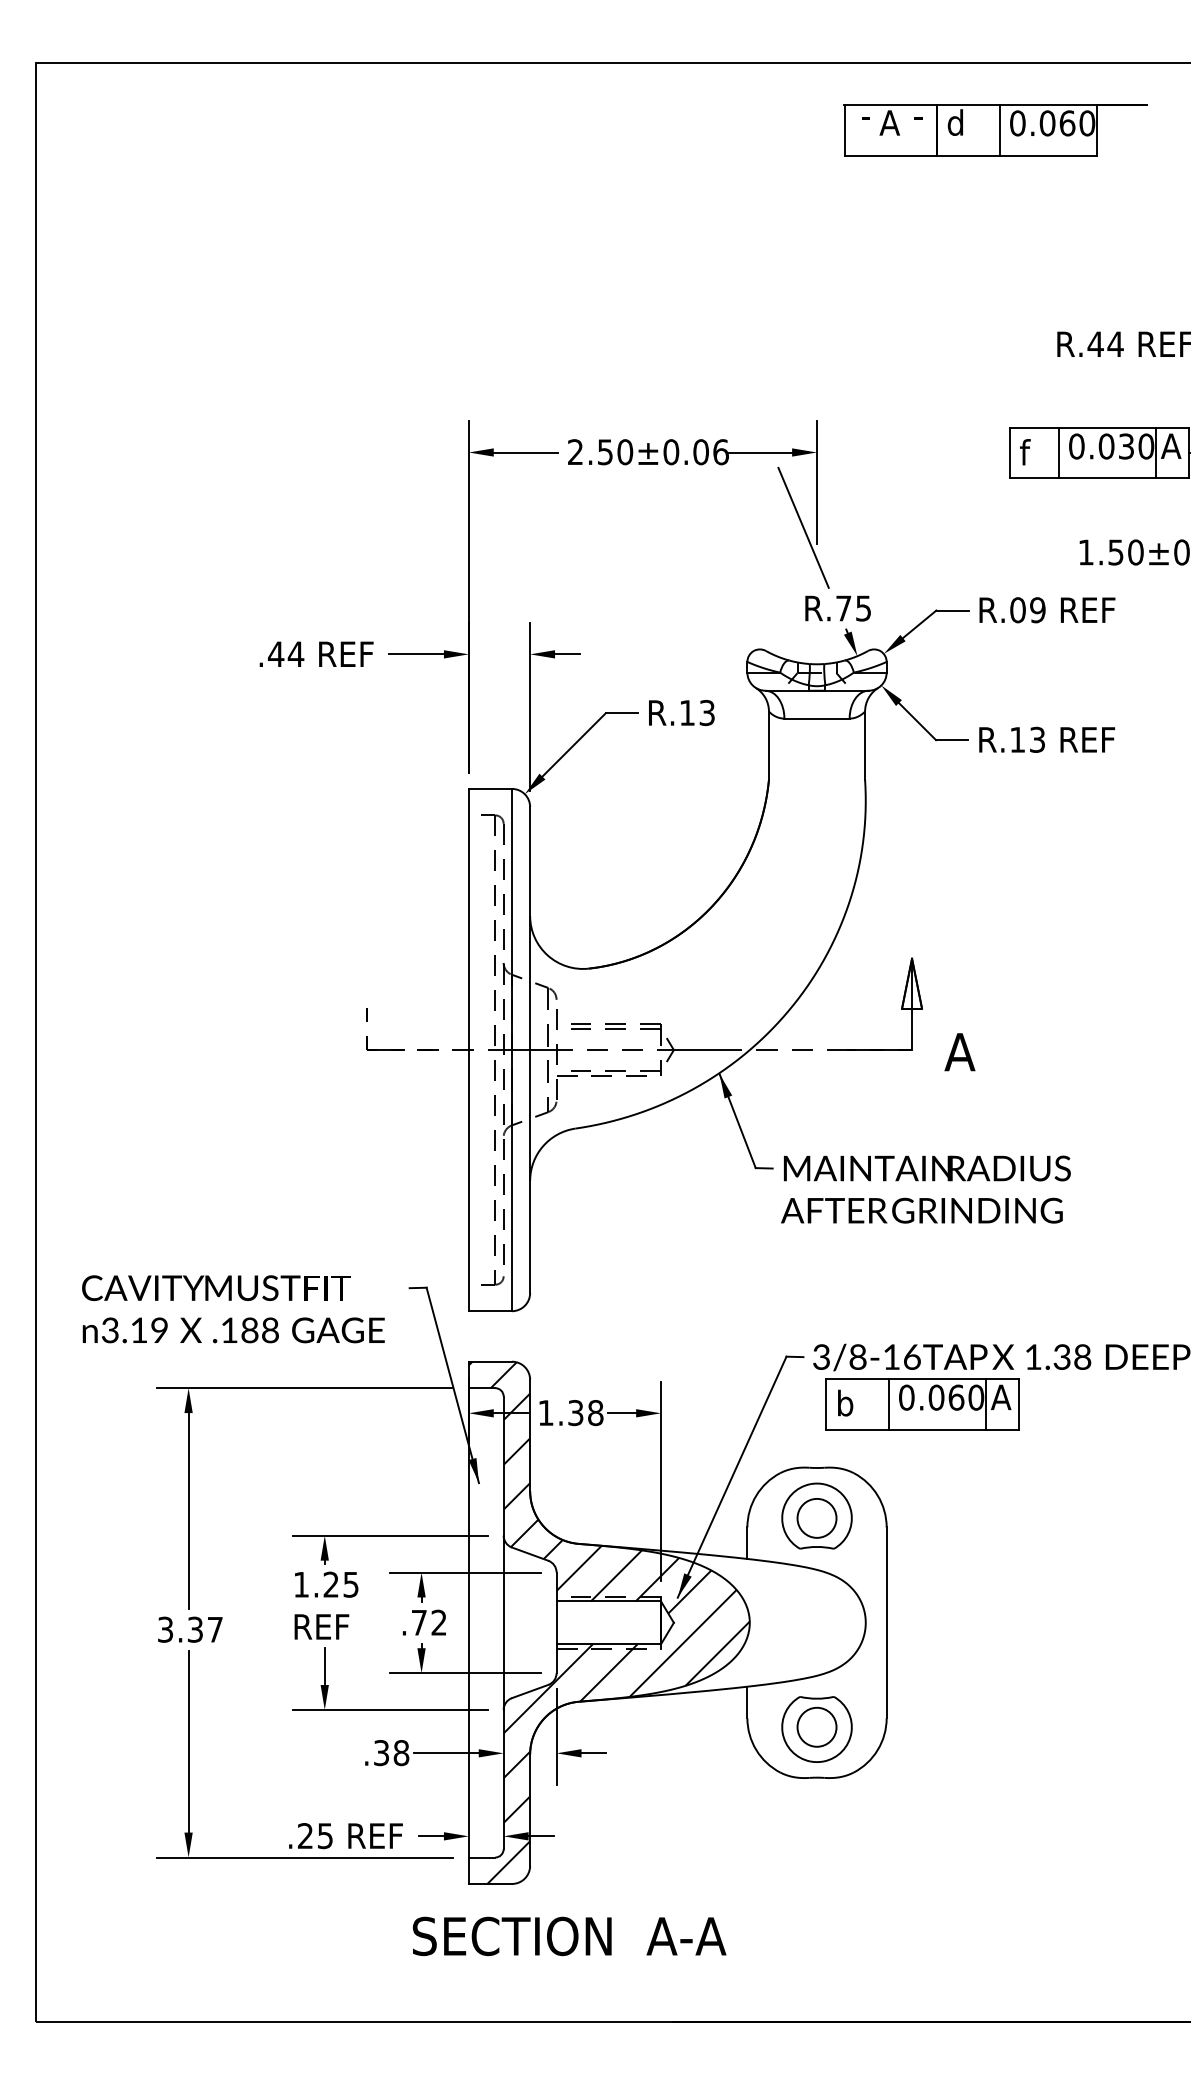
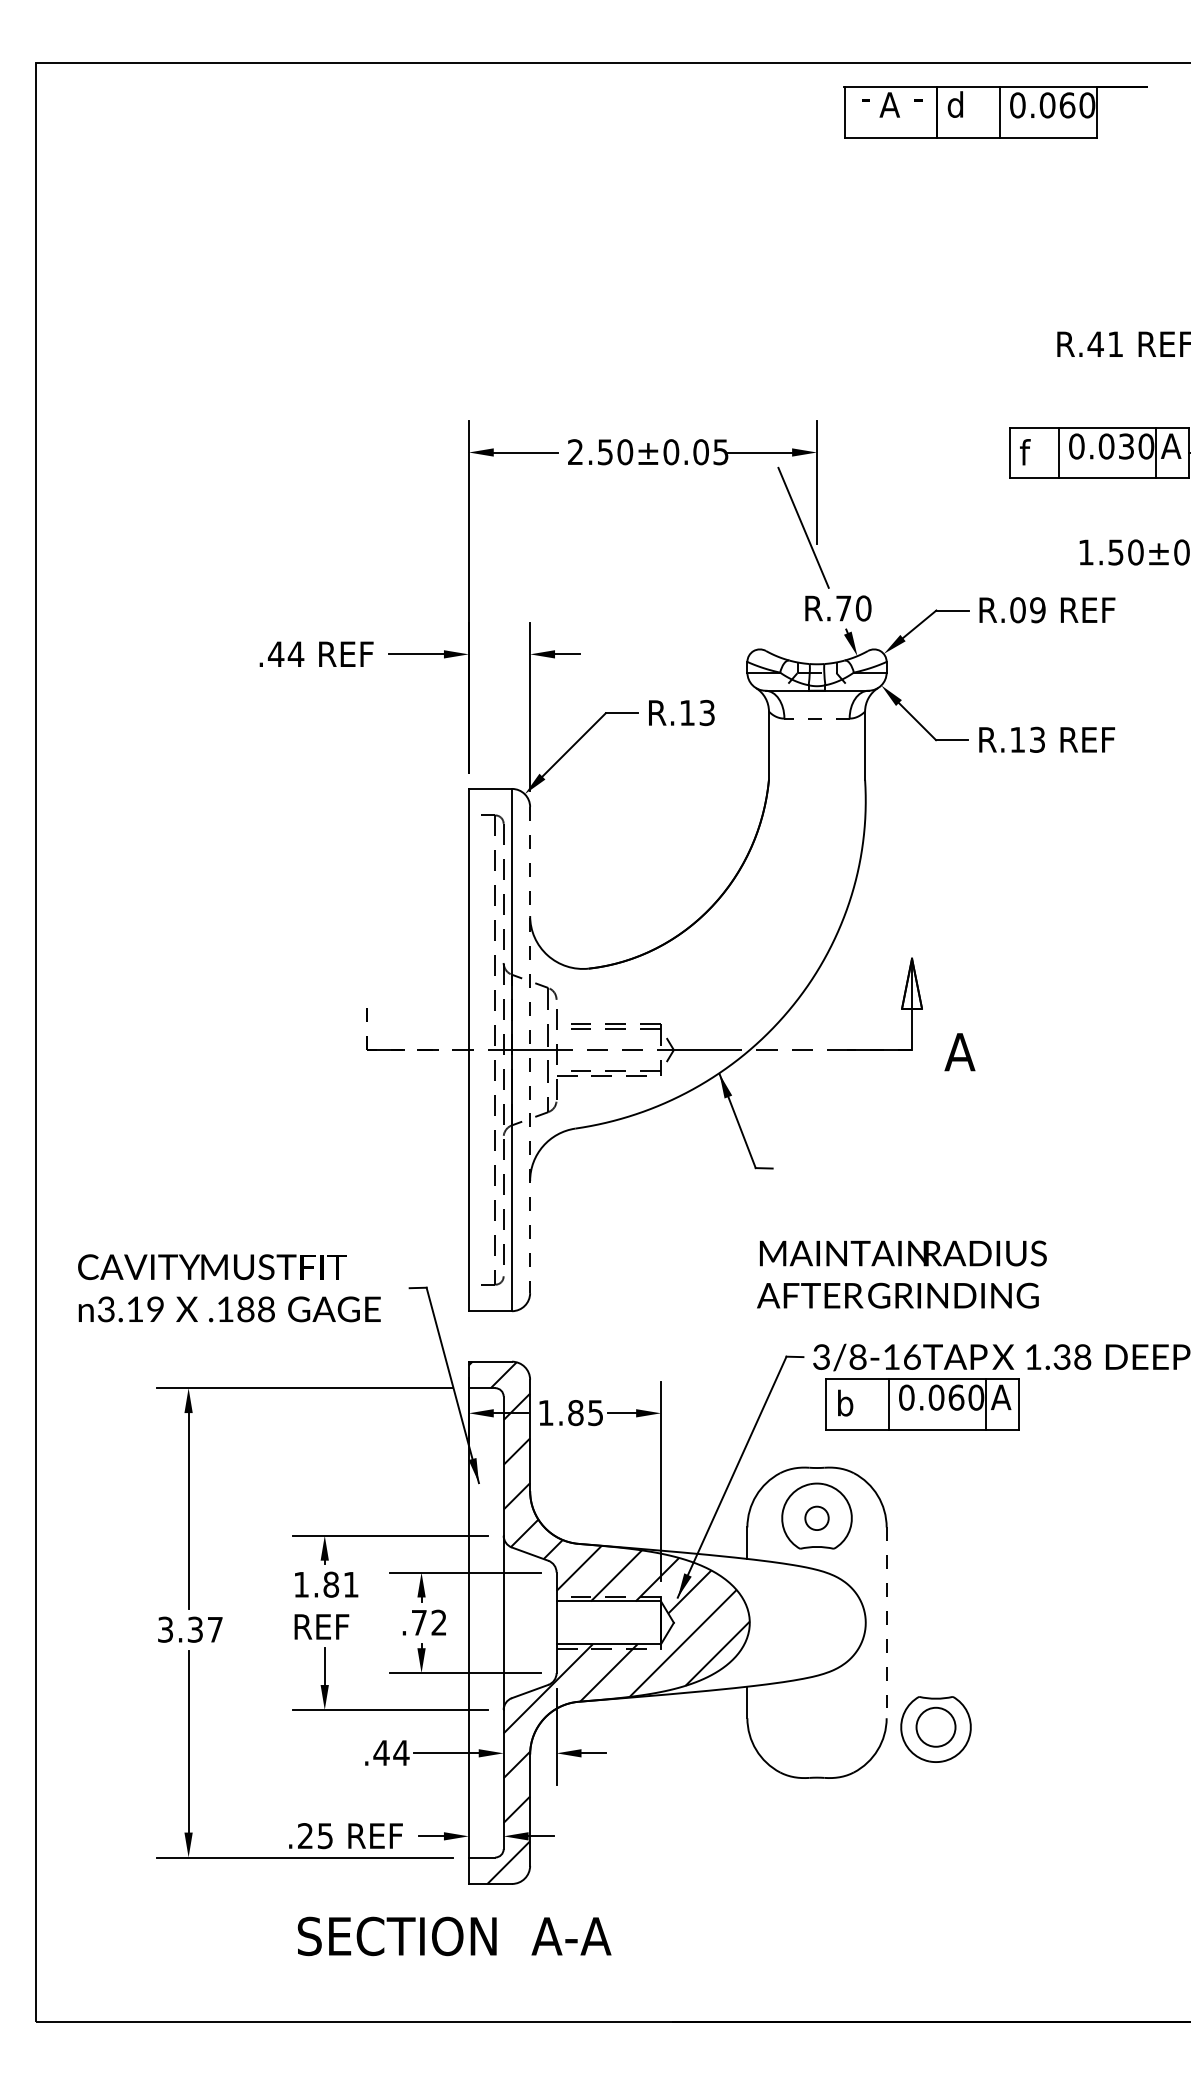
part position: (995, 130) -> (995, 112) (995, 112)
text: R.44 -> R.41 (1115, 343)
text: 2.50±0.06 -> 2.50±0.05 (720, 452)
text: R.75 -> R.70 (863, 608)
line: solid -> dashed (817, 718)
line: solid -> dashed (530, 1050)
text position: (925, 1189) -> (901, 1274) (901, 1274)
text position: (233, 1309) -> (229, 1288) (229, 1288)
text: 1.38 -> 1.85 (585, 1413)
circle diameter: 39 px -> 23 px (816, 1518)
text: 1.25 -> 1.81 (340, 1584)
line: solid -> dashed (886, 1623)
part position: (816, 1729) -> (935, 1729) (935, 1729)
text: .38 -> .44 (391, 1753)
text position: (569, 1936) -> (454, 1936) (454, 1936)
